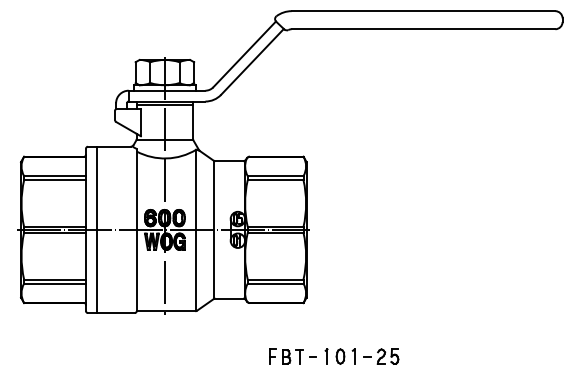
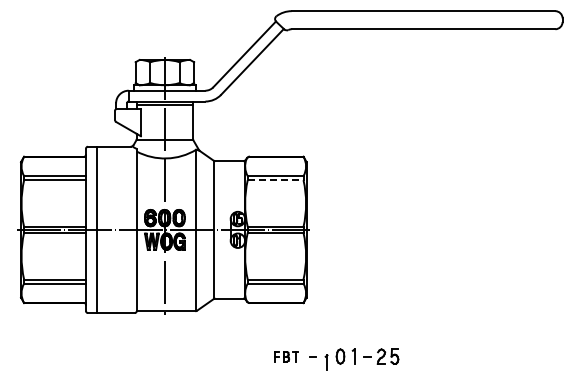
line: solid -> dashed (275, 180)
part size: 35x17 px -> 25x12 px (286, 356)
part position: (326, 356) -> (326, 362) (326, 362)
